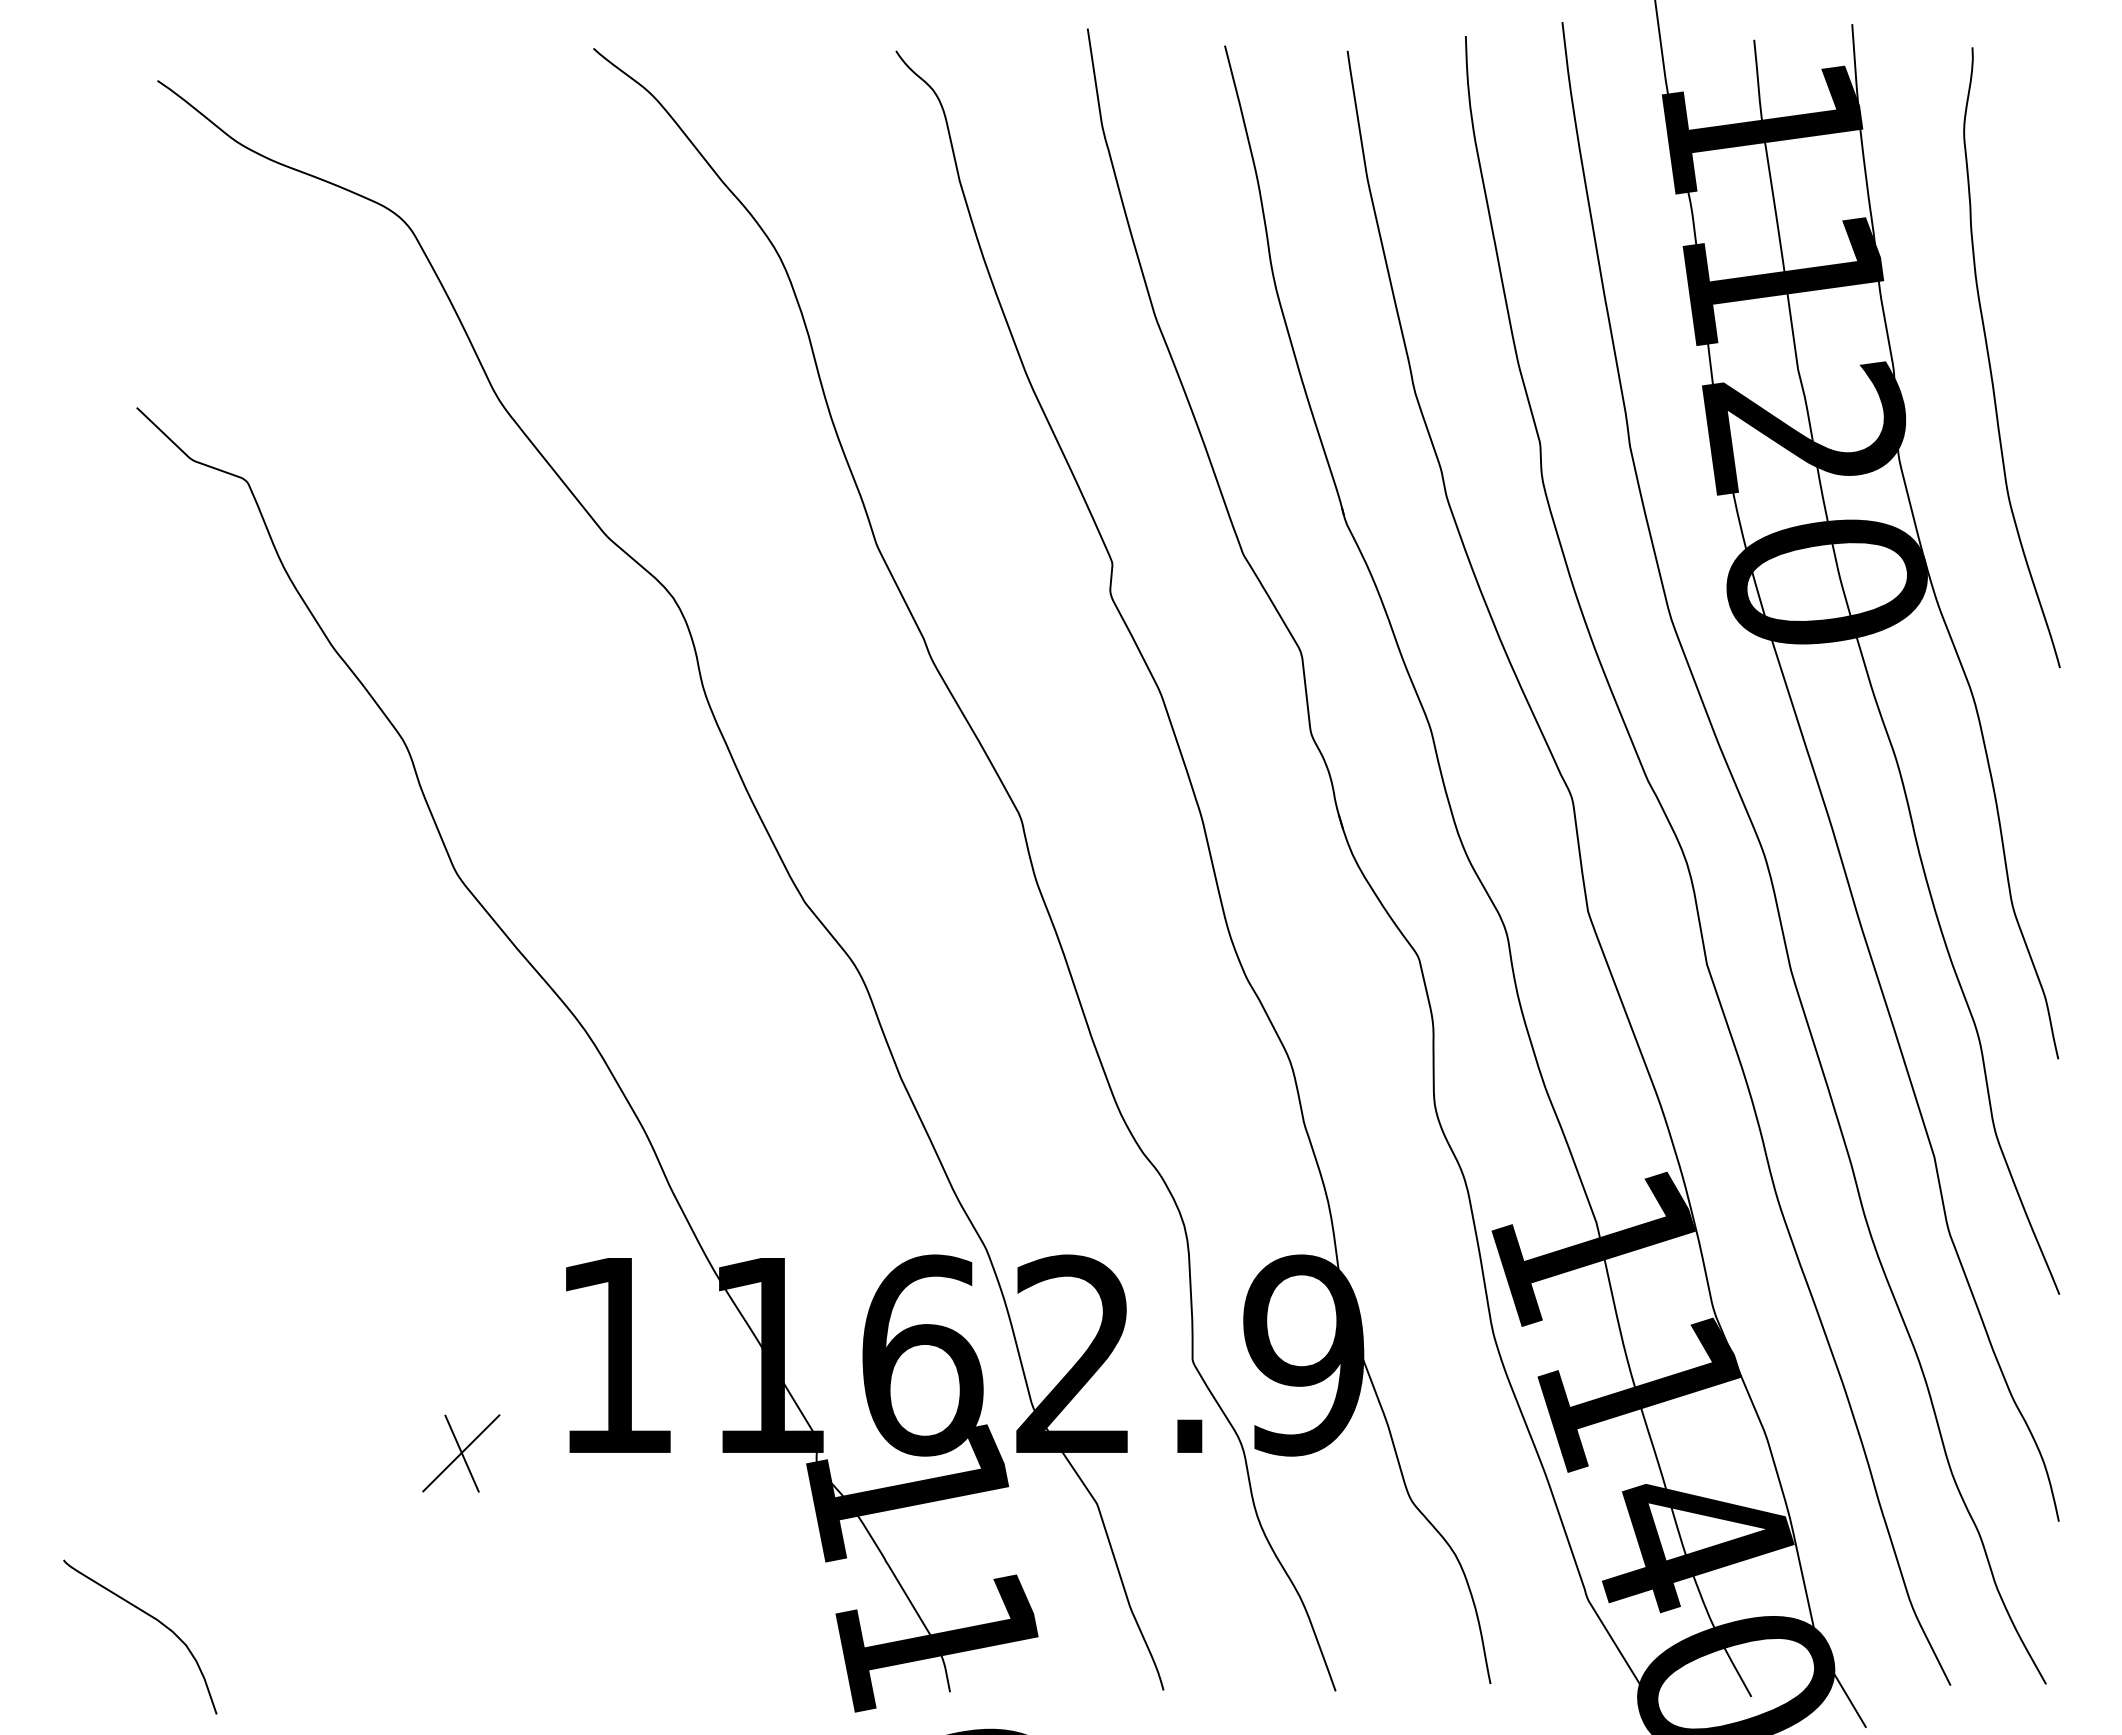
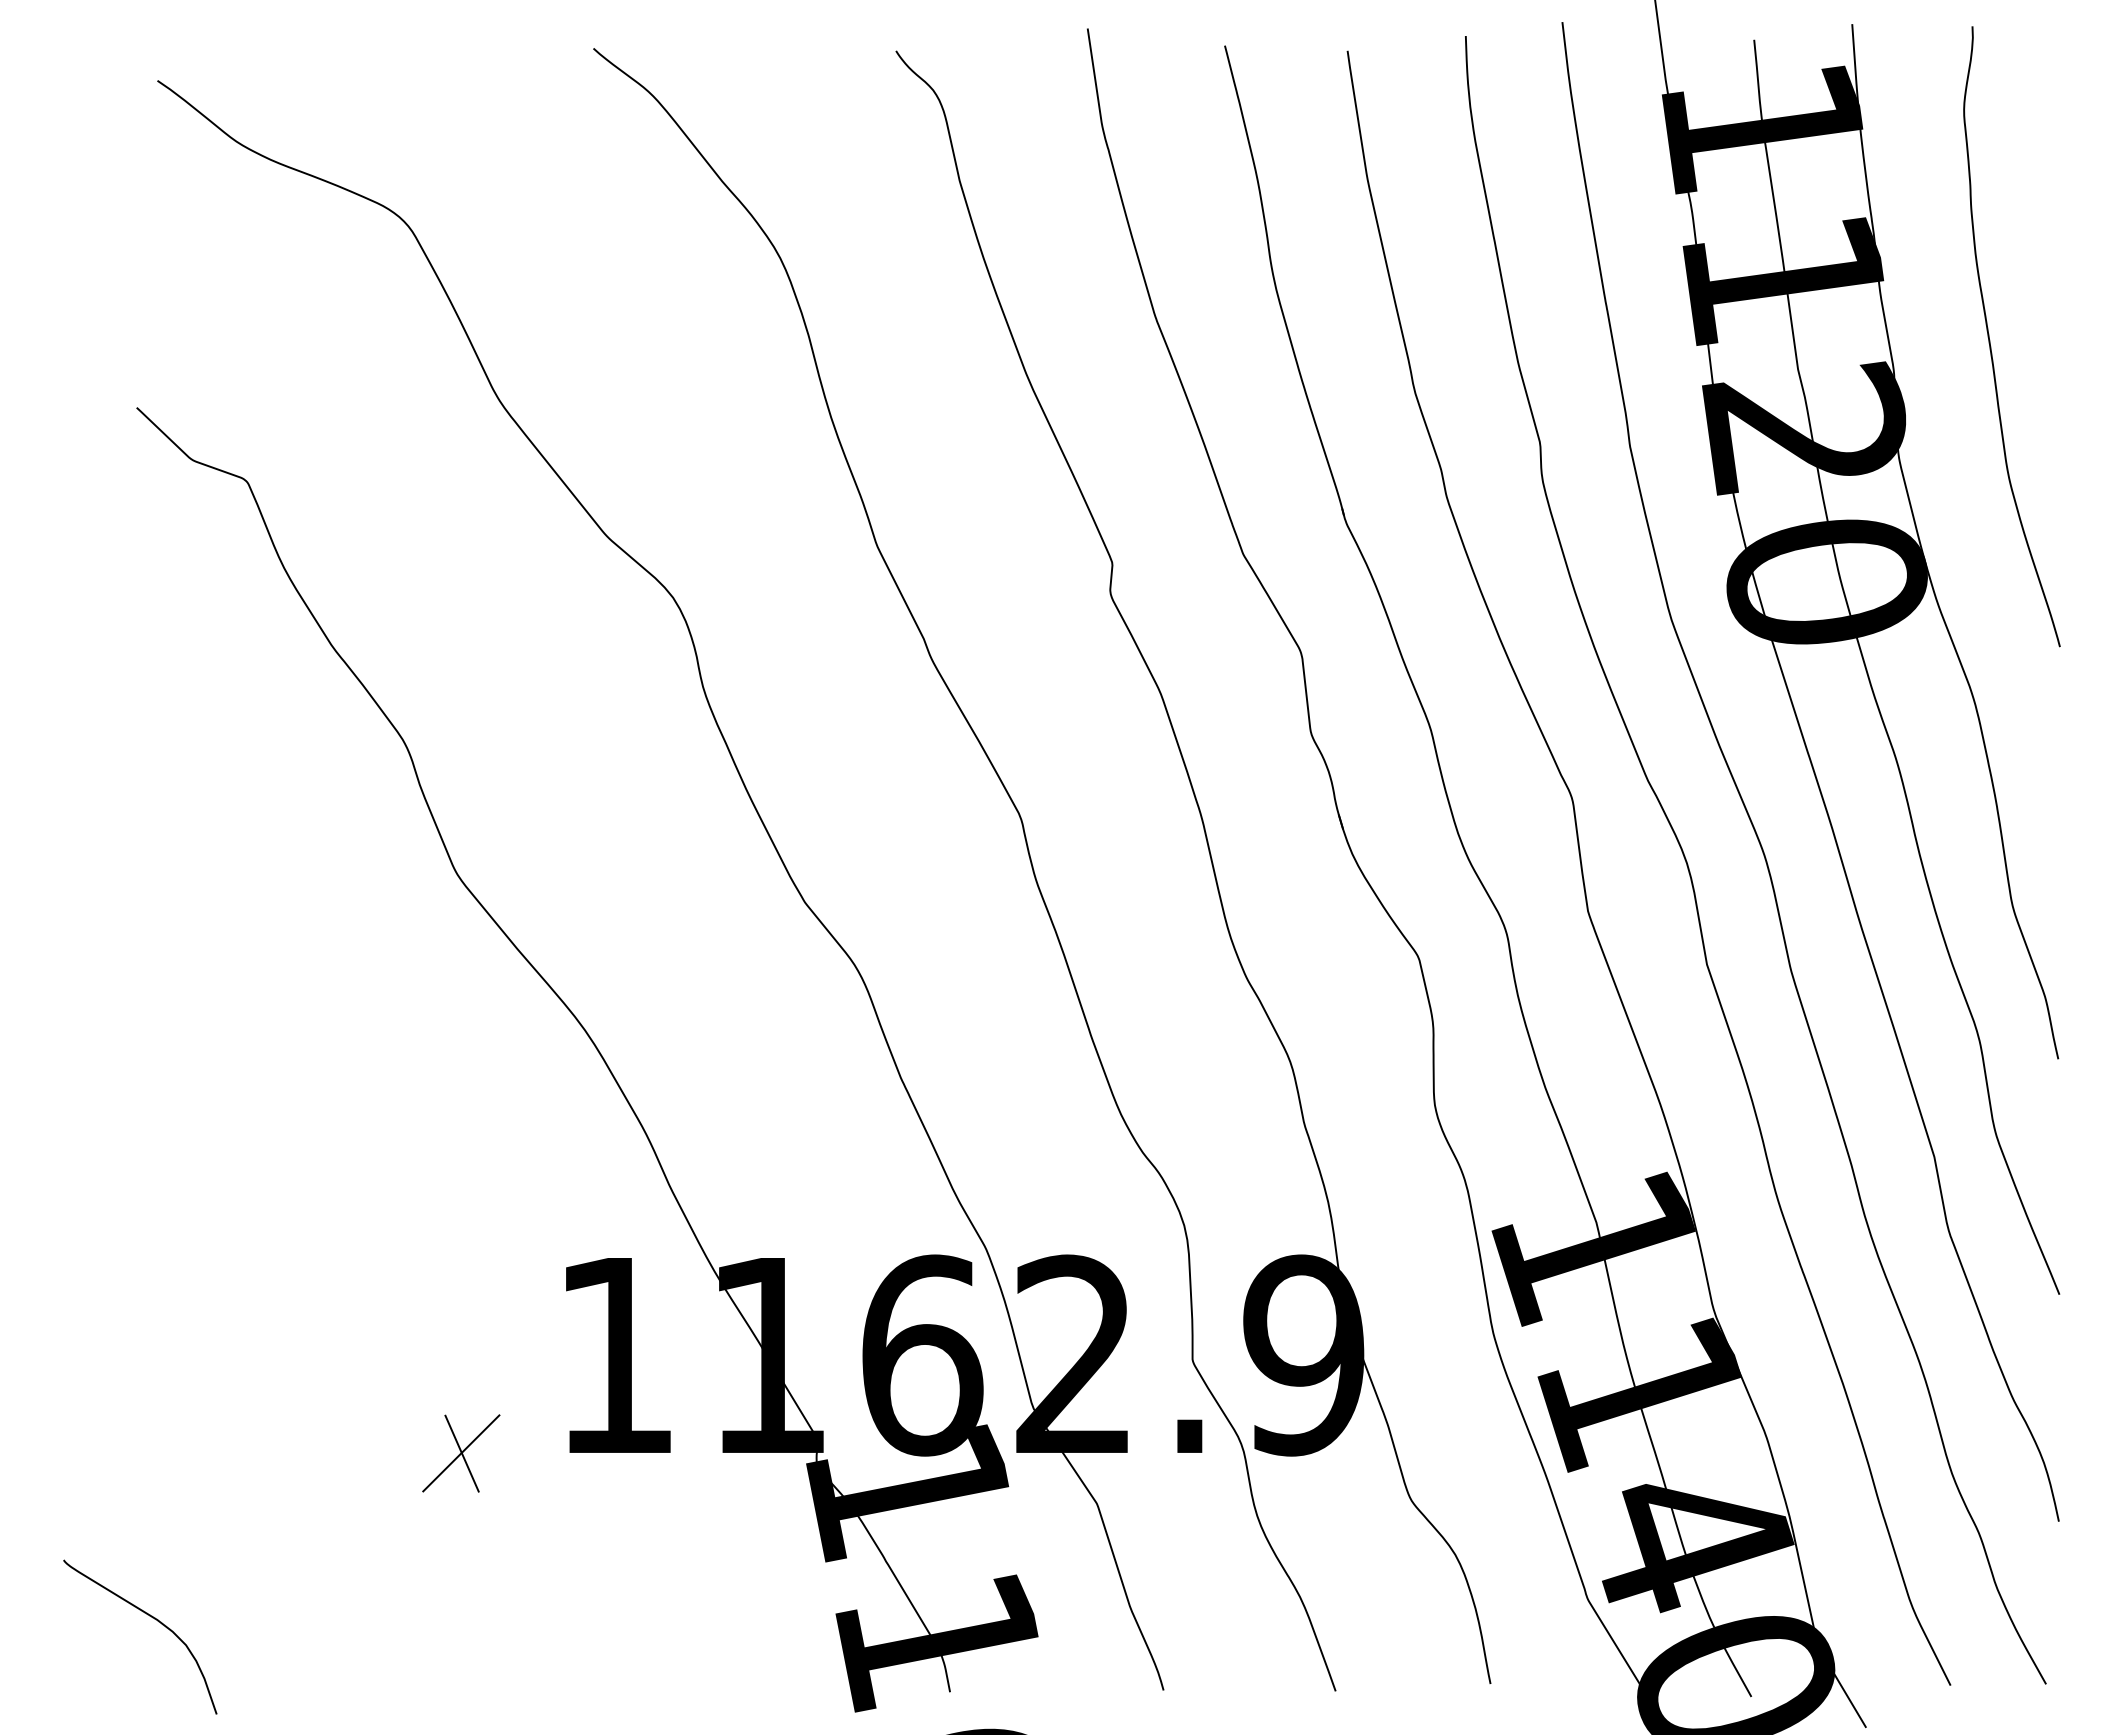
curve position: (1990, 361) -> (1990, 340) (1990, 340)
